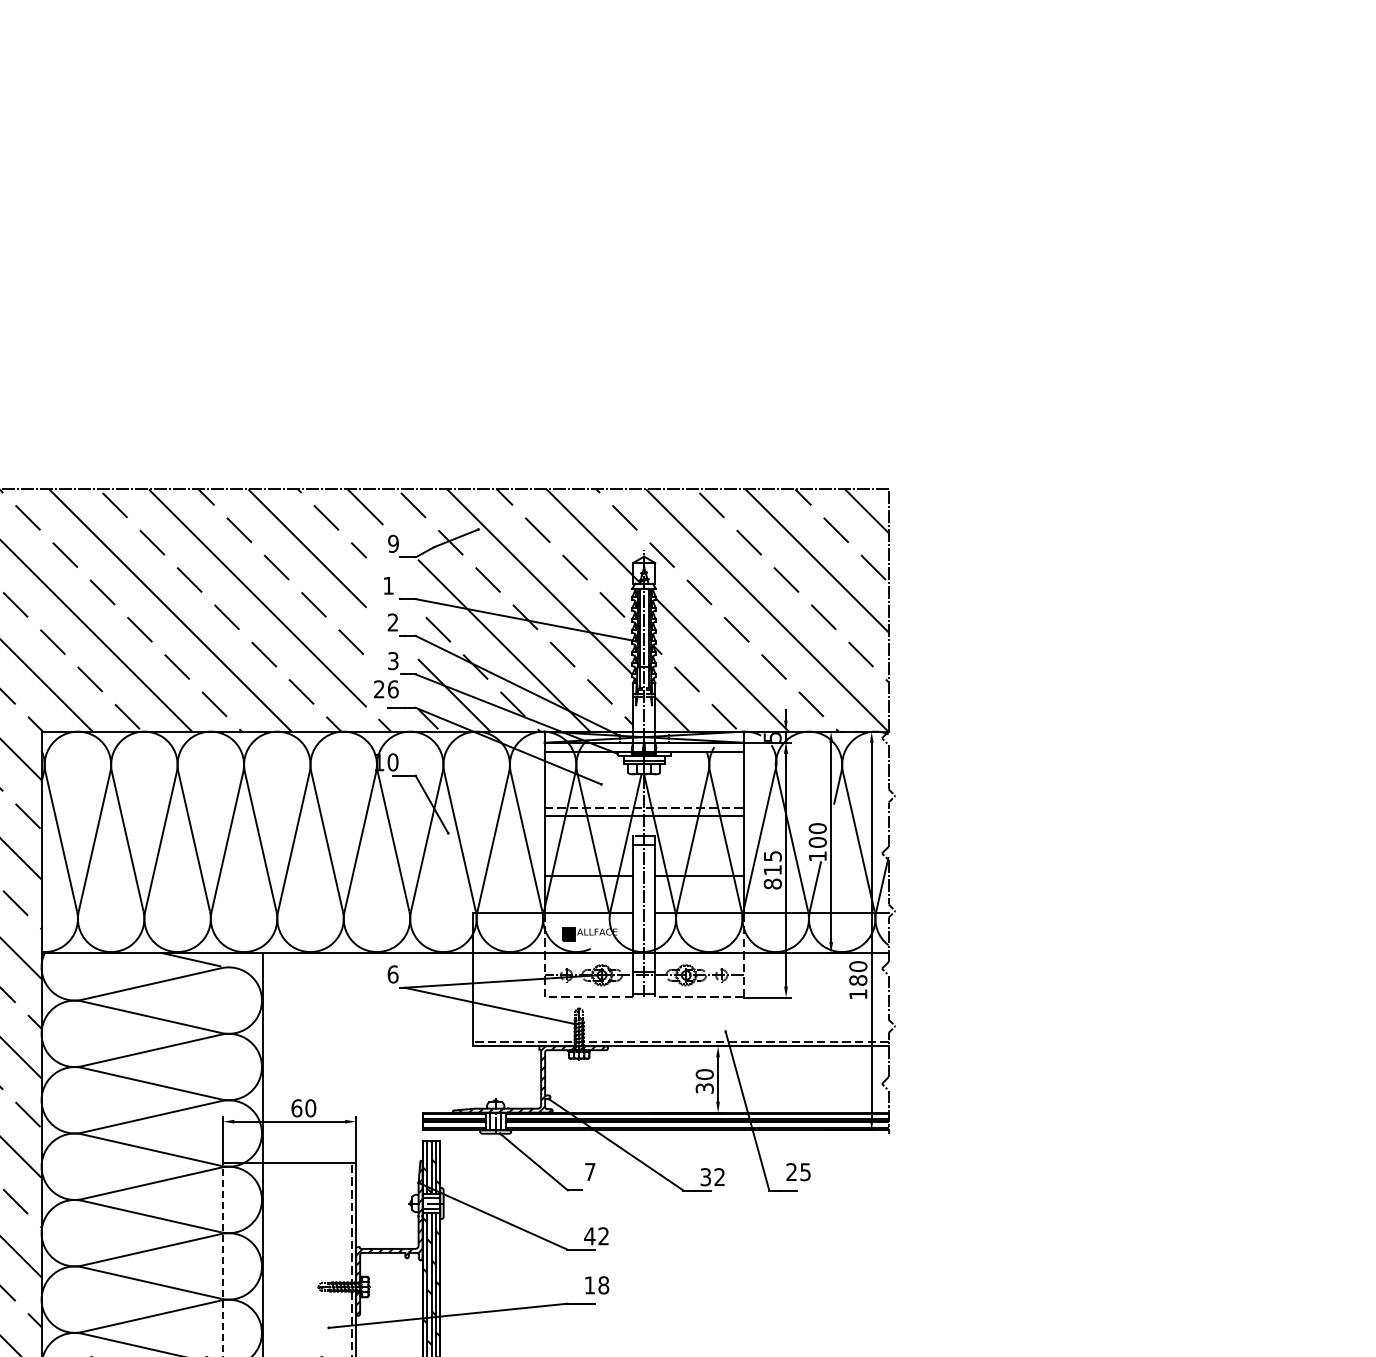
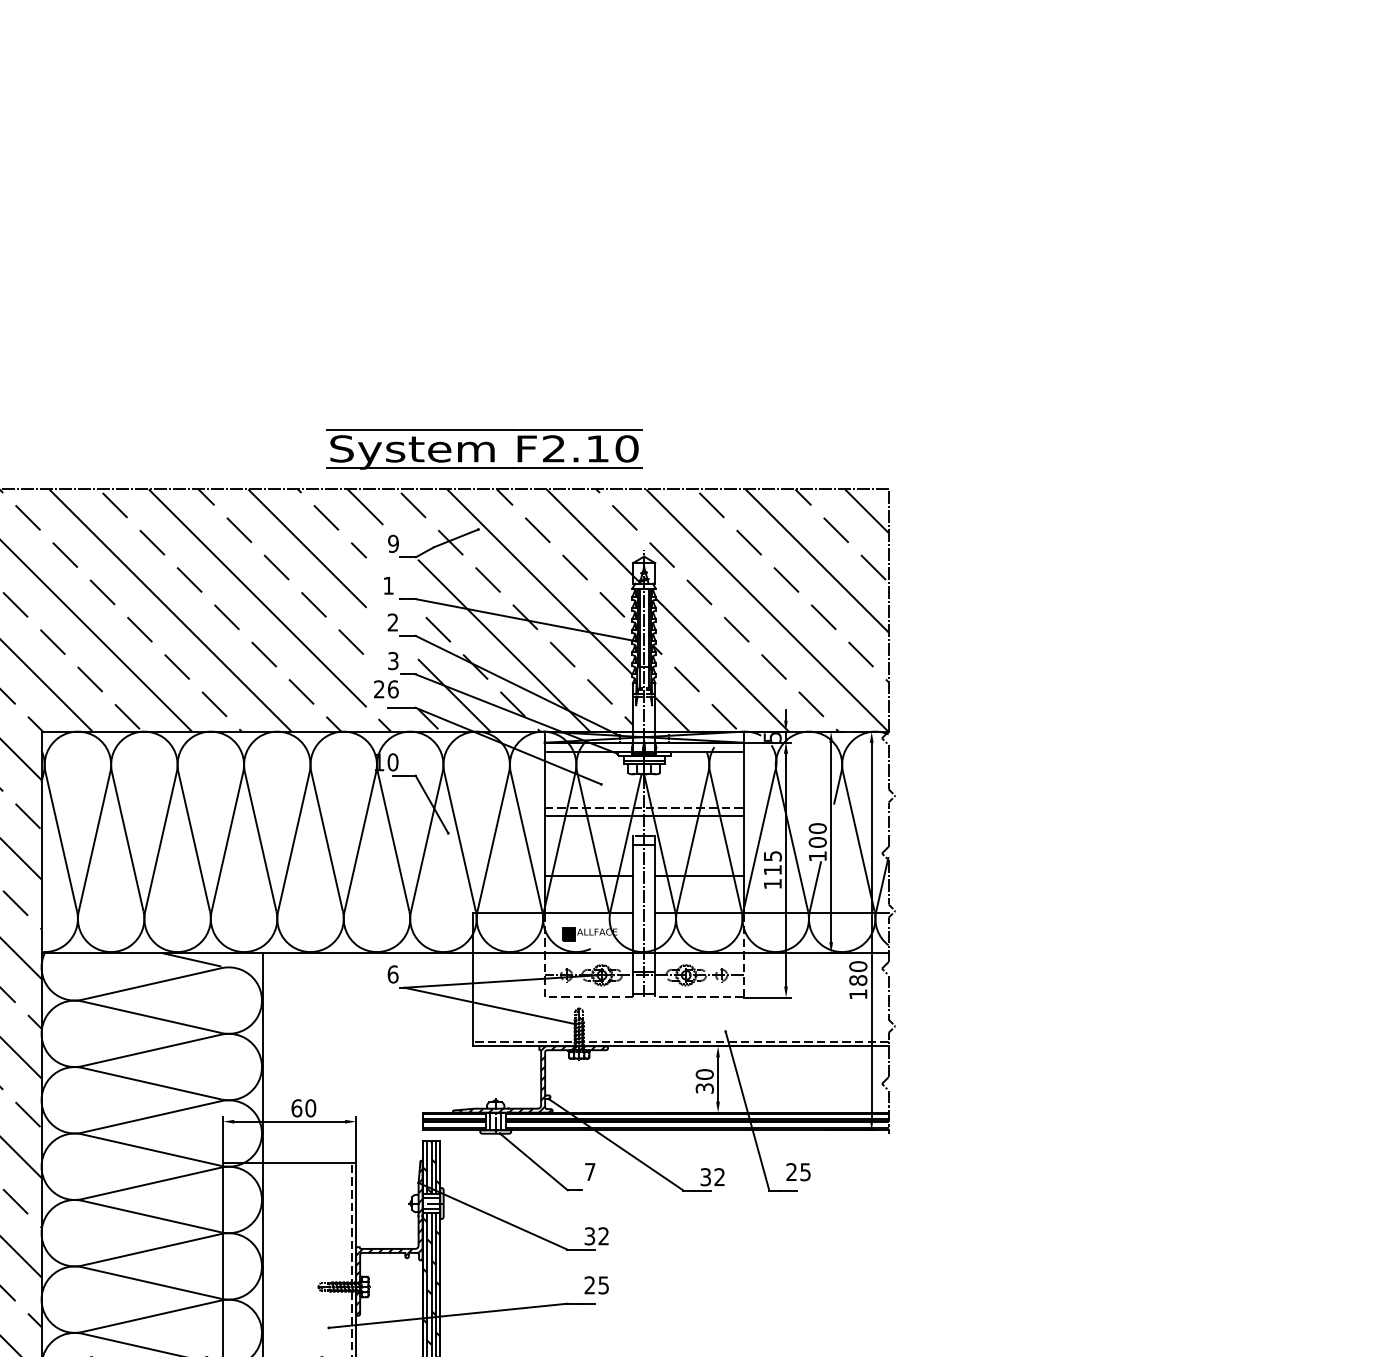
part: none -> present (484, 449)
text: 815 -> 115 (772, 883)
text: 42 -> 32 (589, 1236)
line: dashed -> solid (223, 1259)
text: 18 -> 25 (596, 1285)
